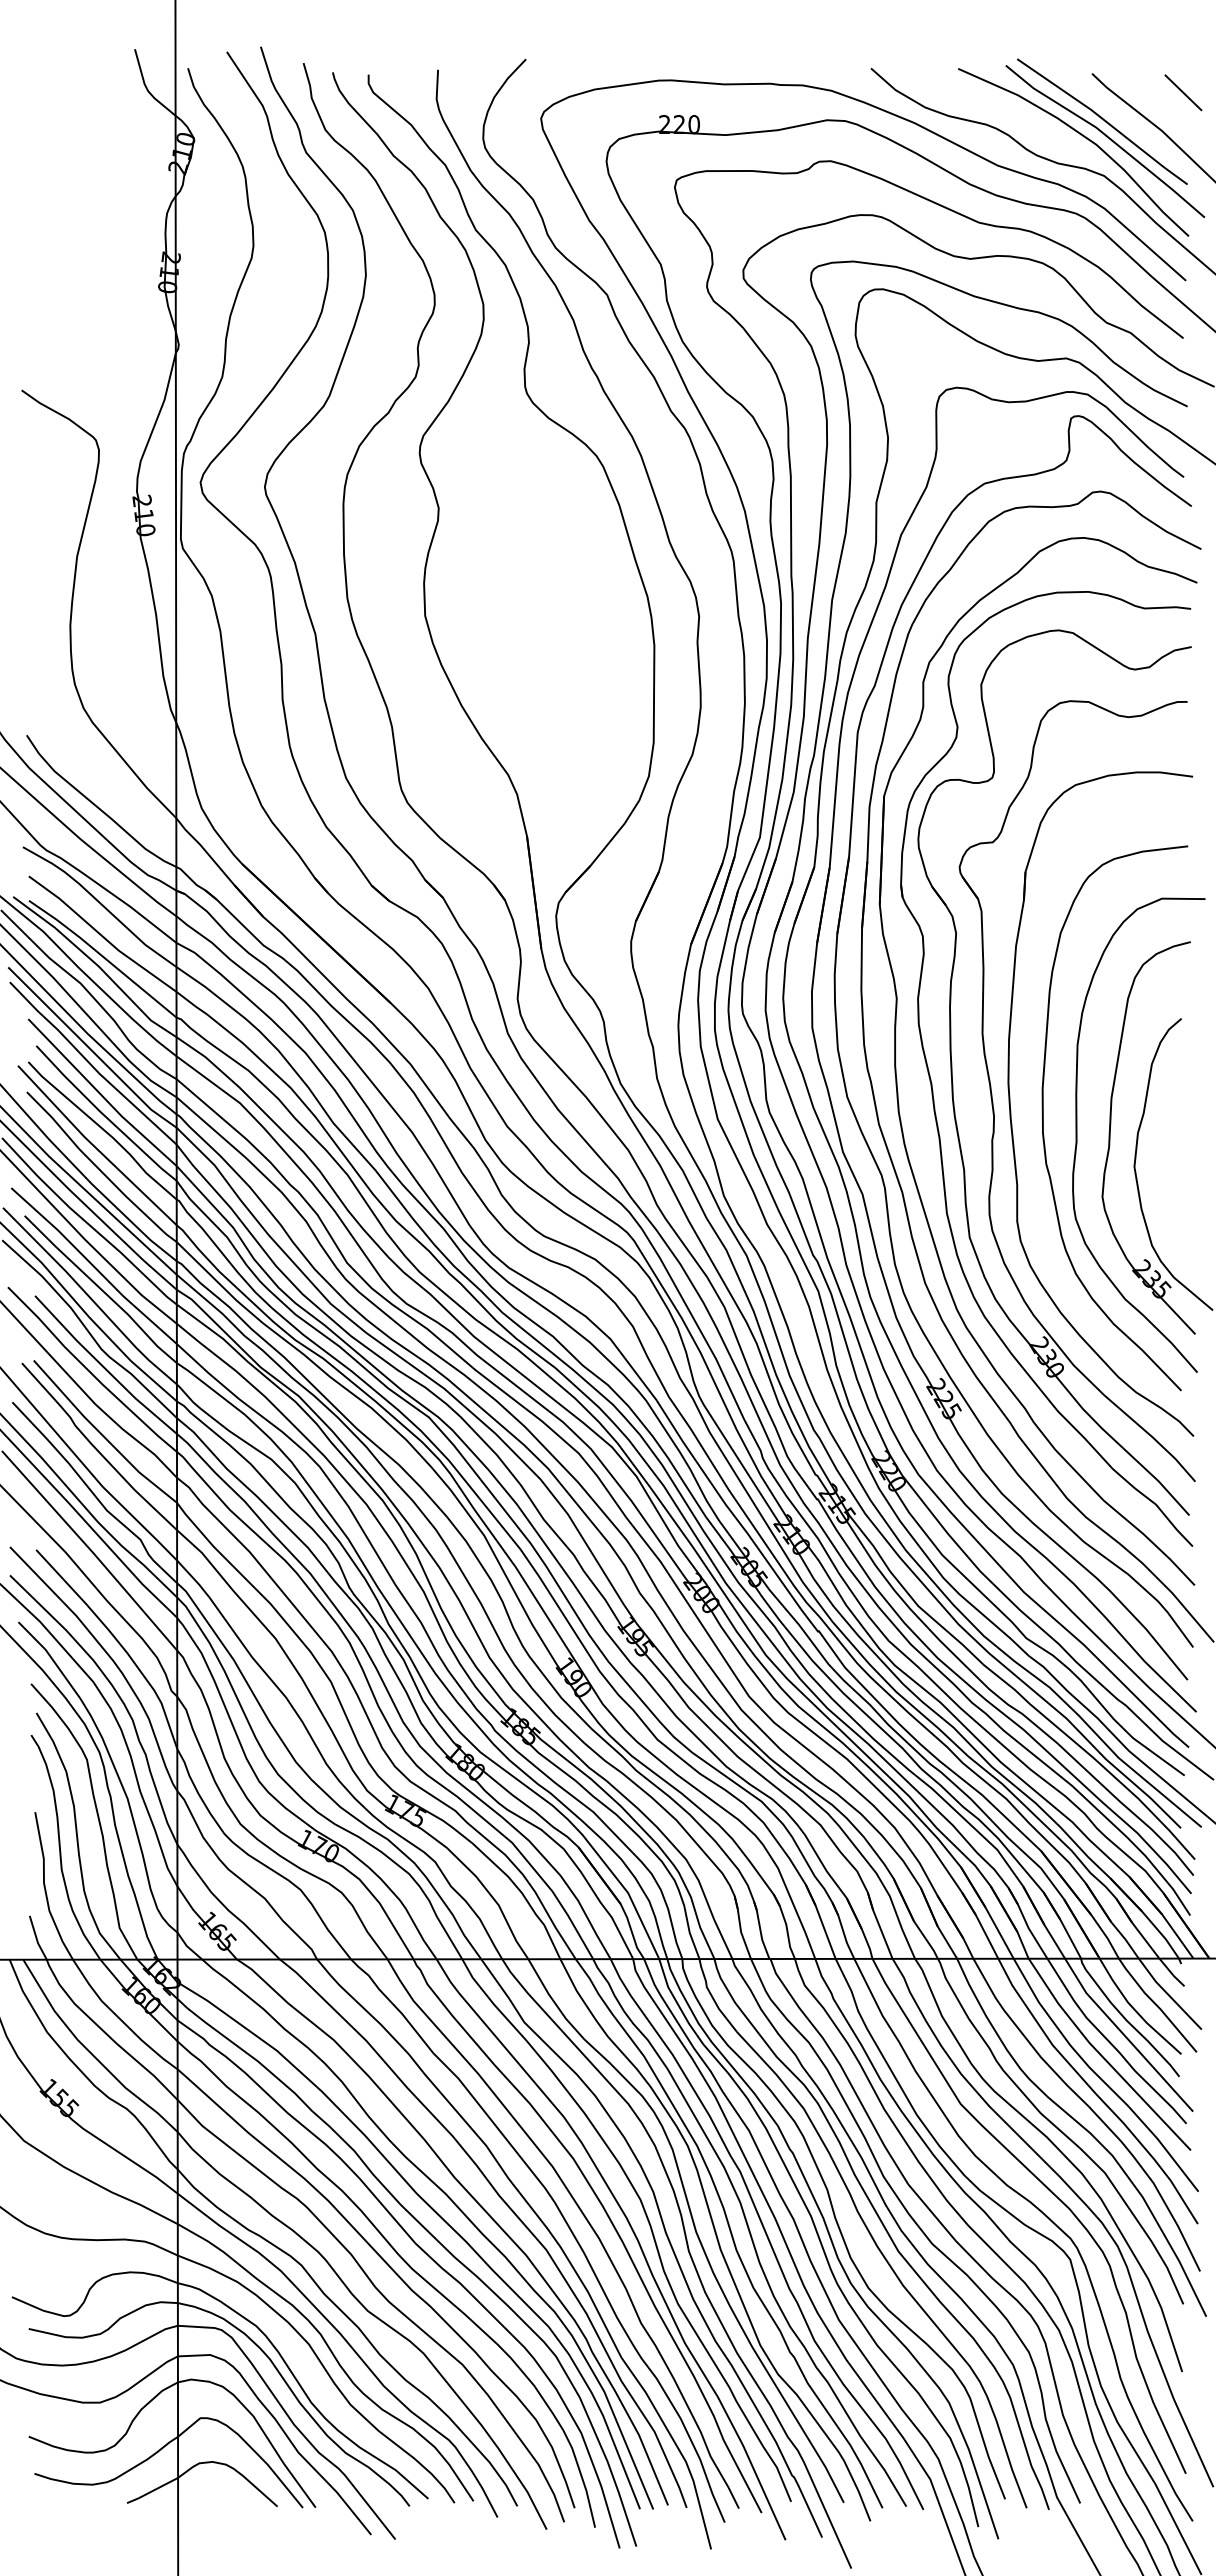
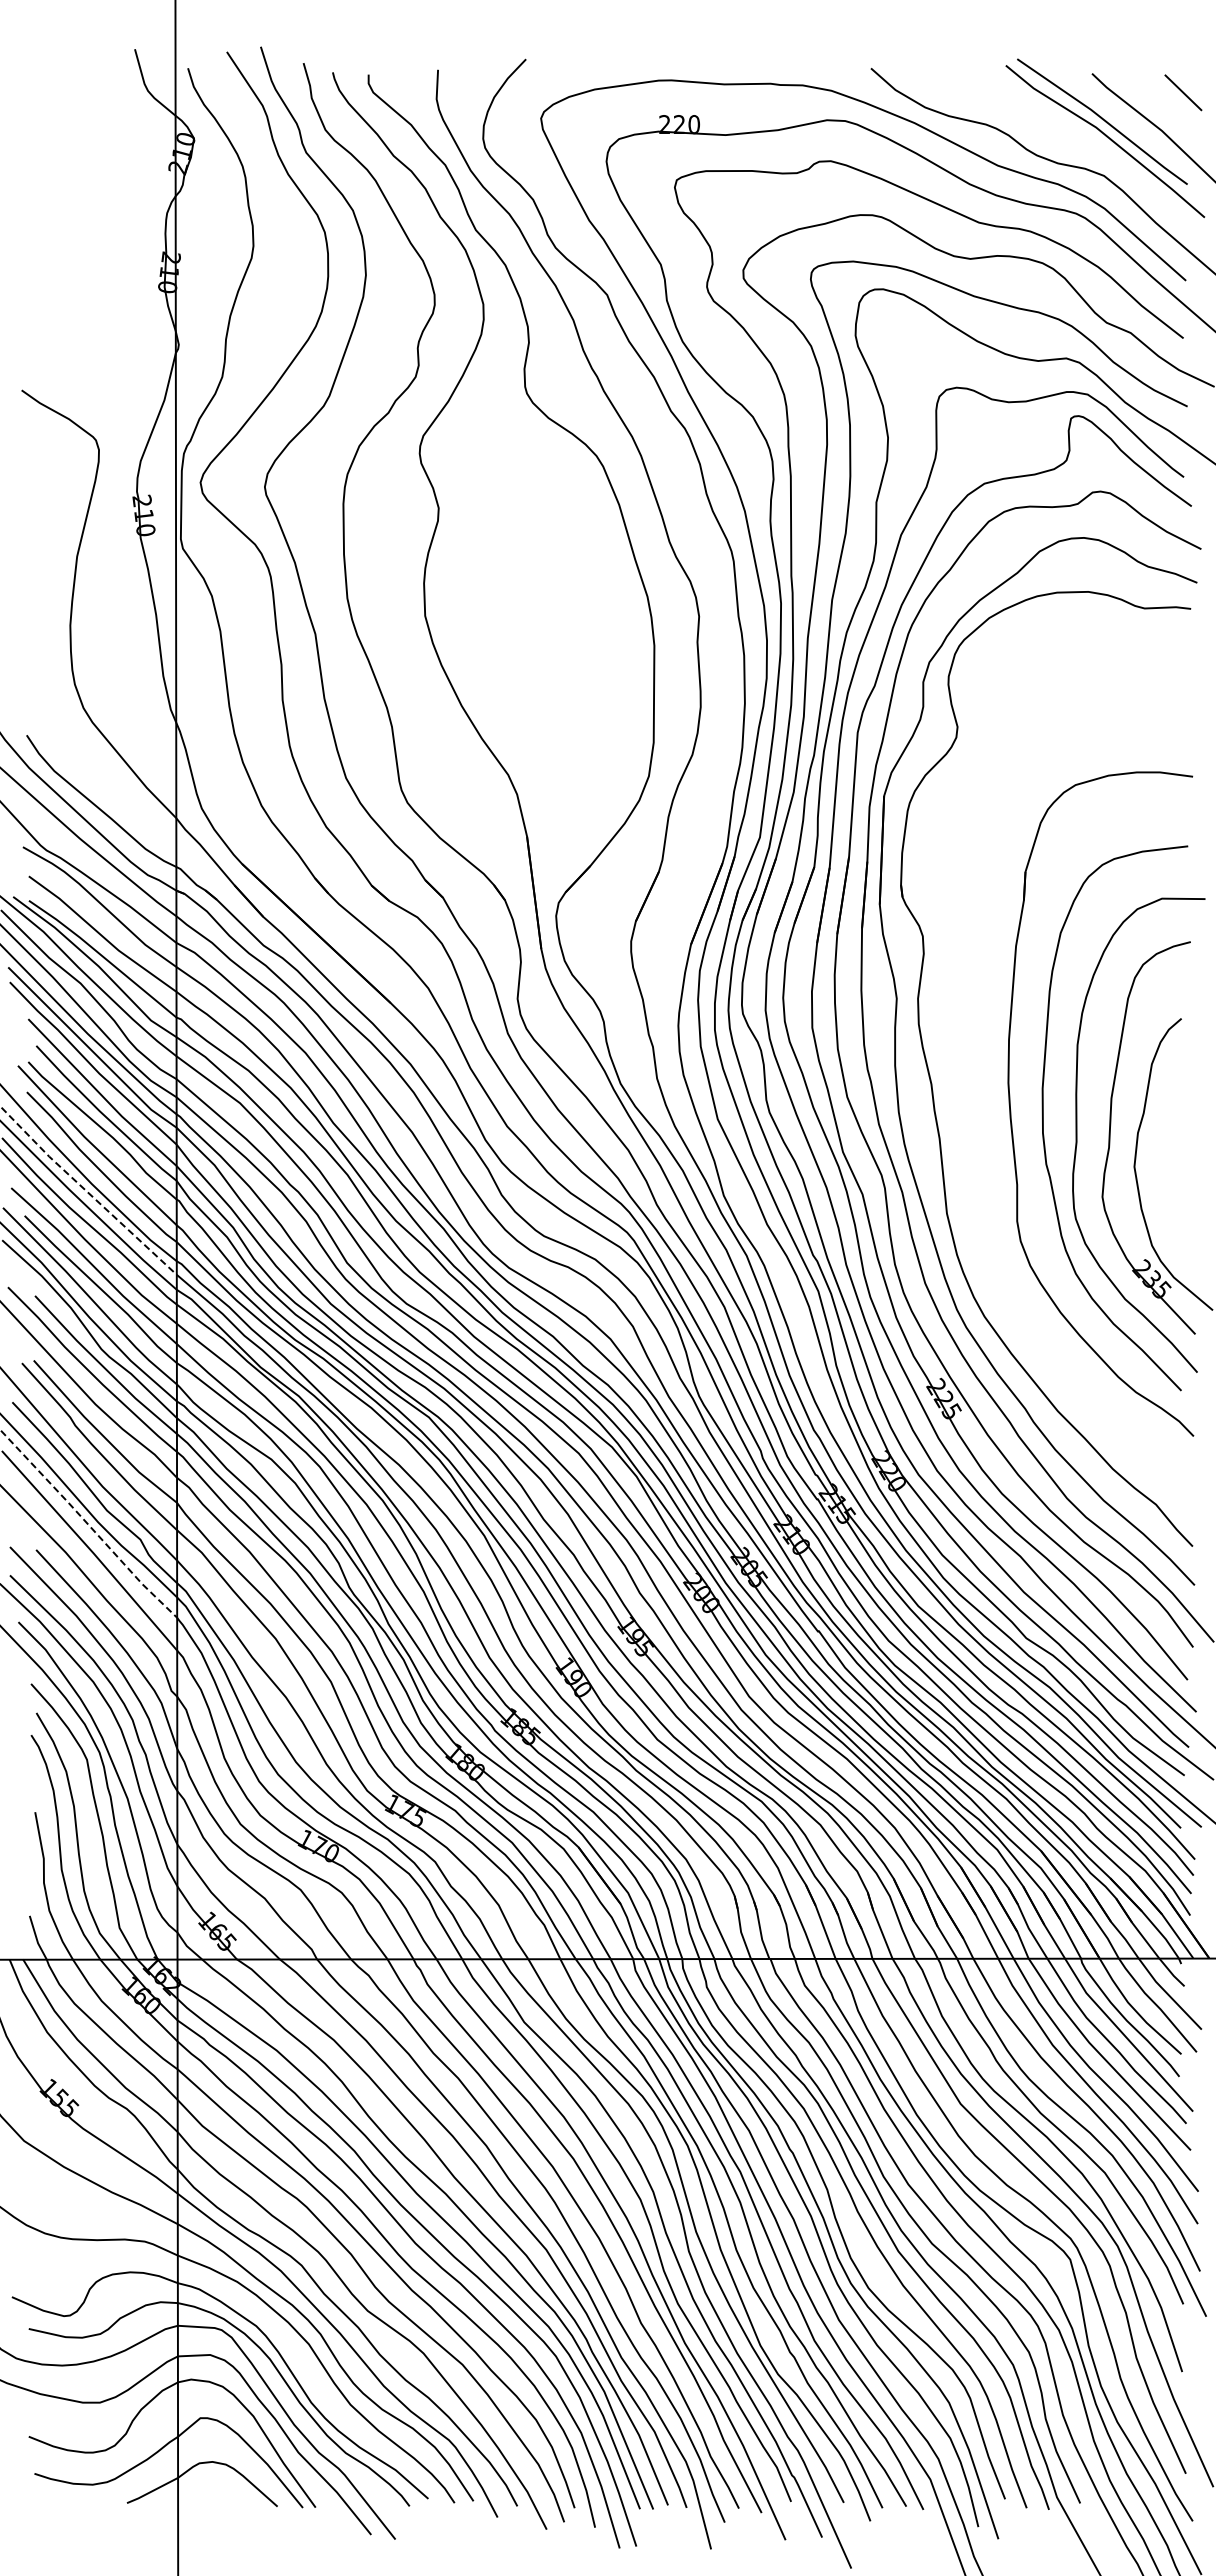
curve: present -> none (1083, 137)
part: present -> none (991, 1085)
line: solid -> dashed (86, 1191)
line: solid -> dashed (88, 1524)
